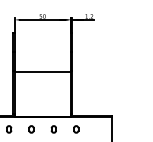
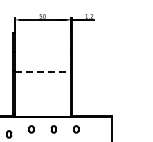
line: solid -> dashed (42, 71)
part position: (9, 129) -> (9, 134) (9, 134)
